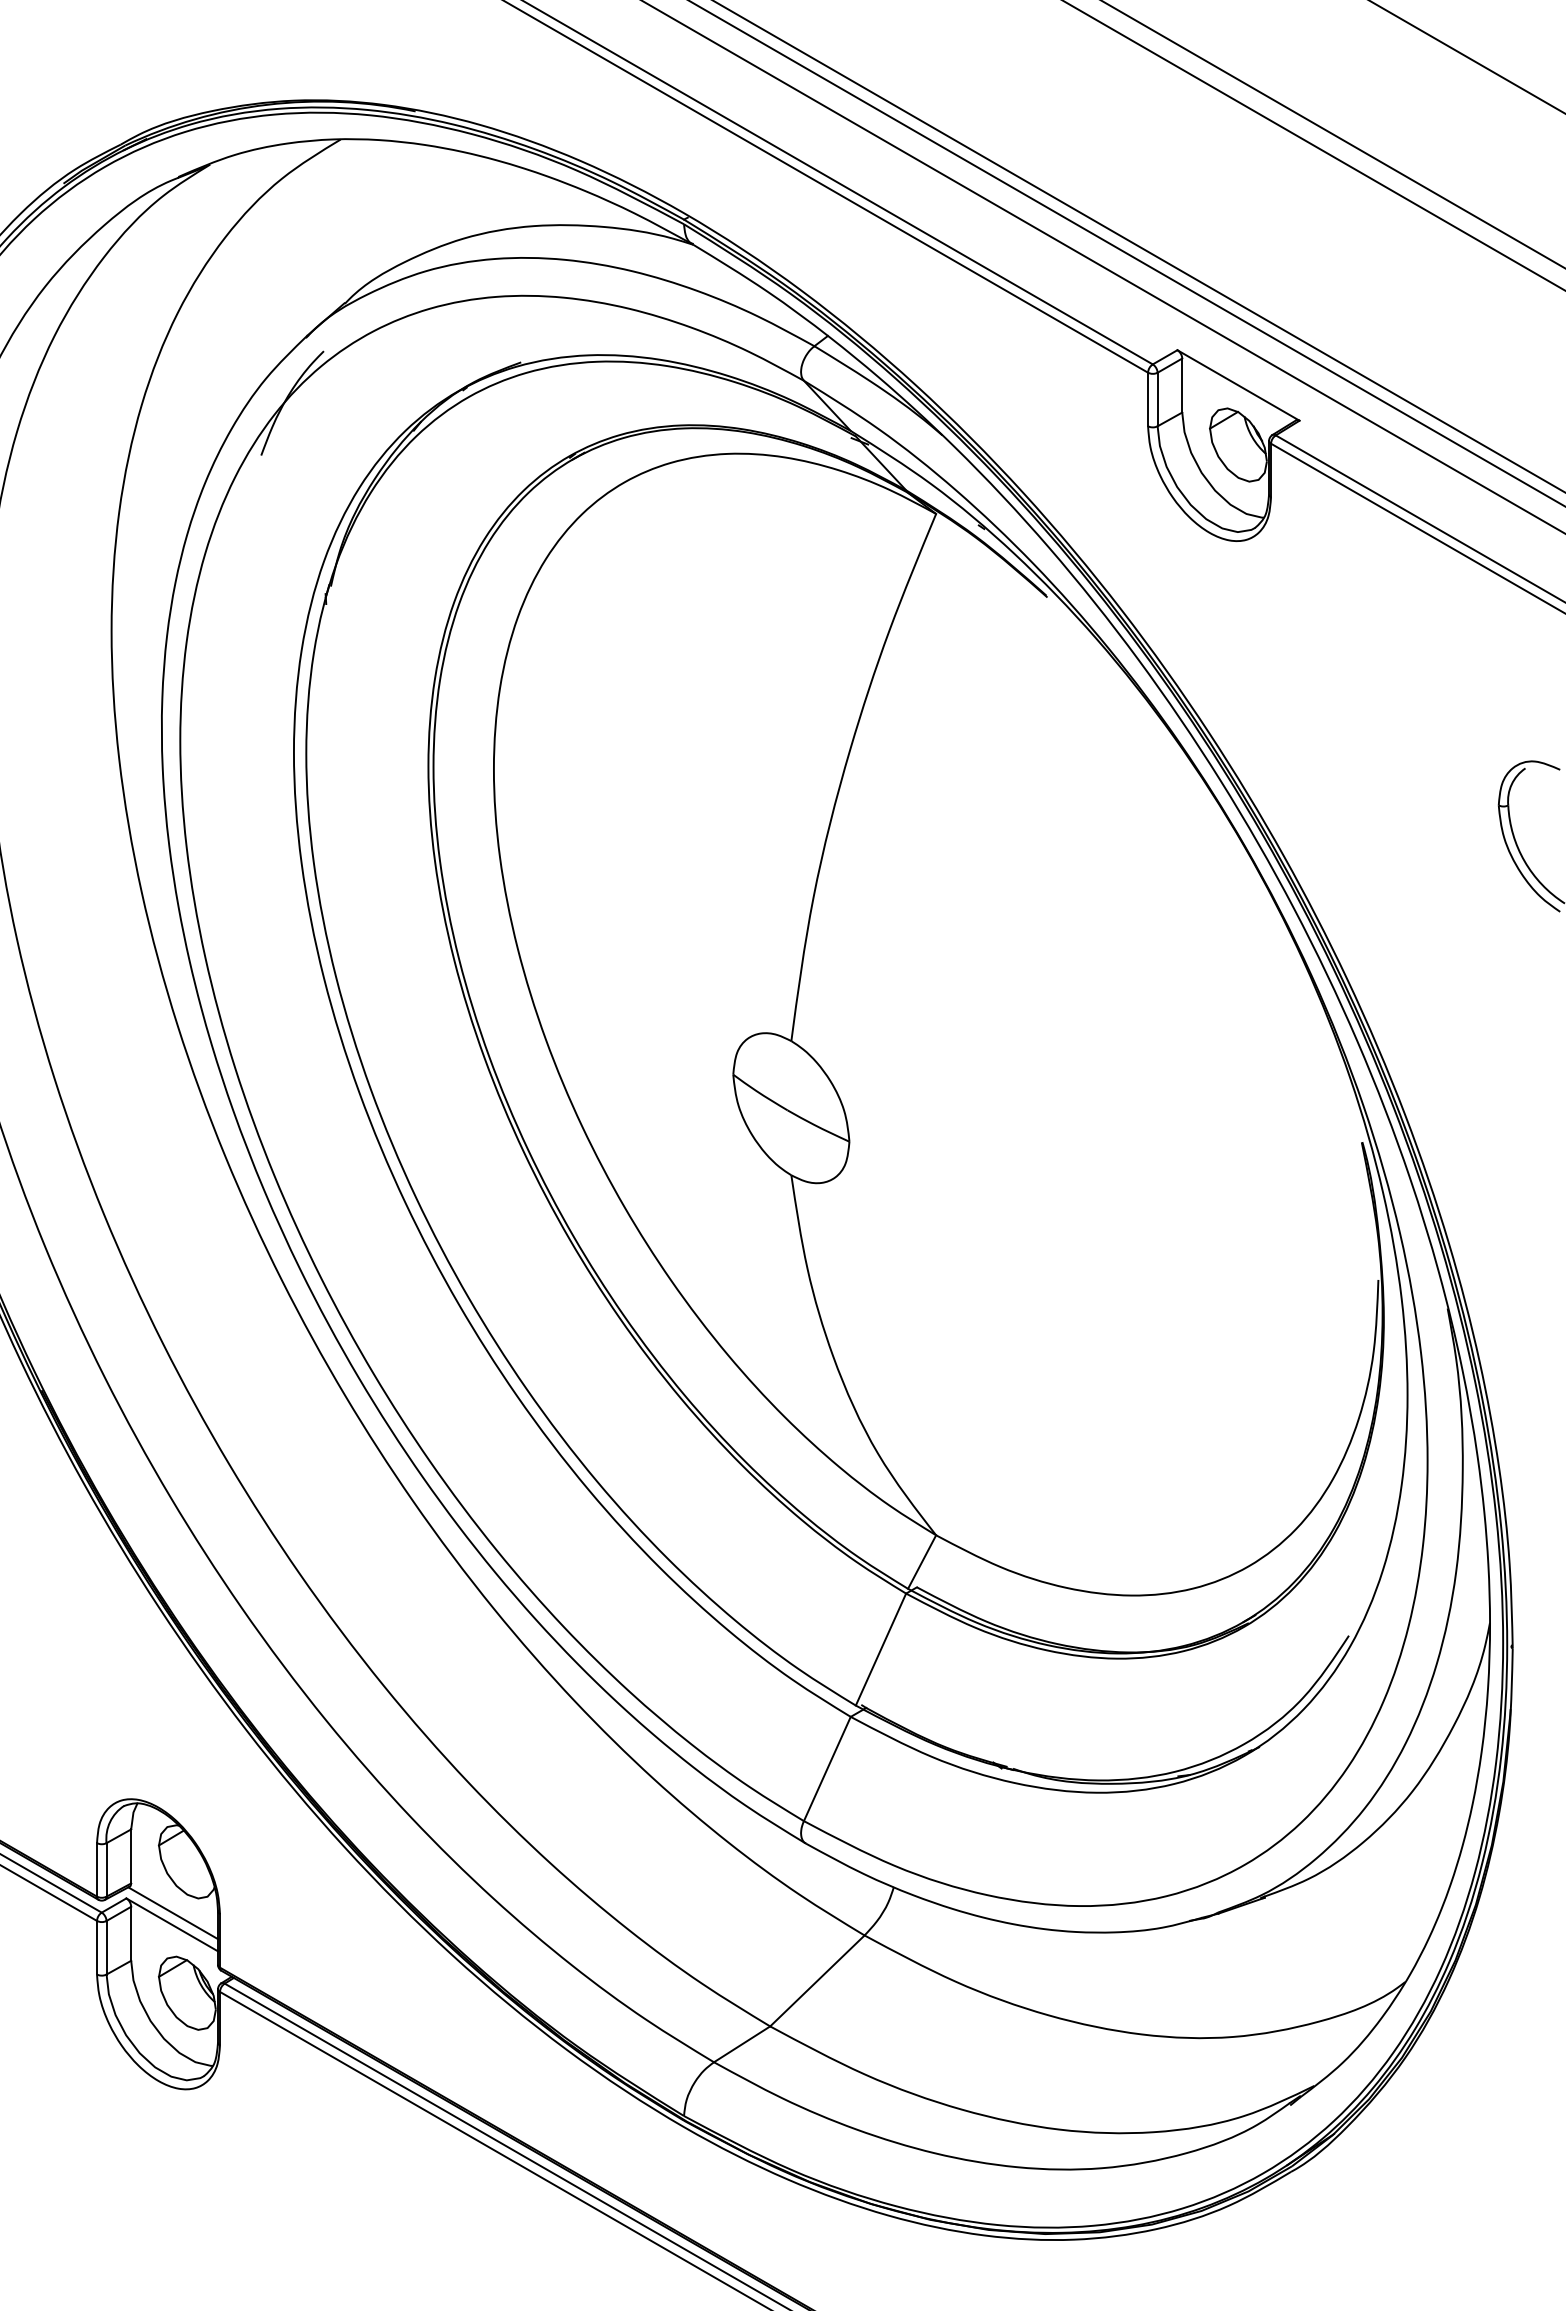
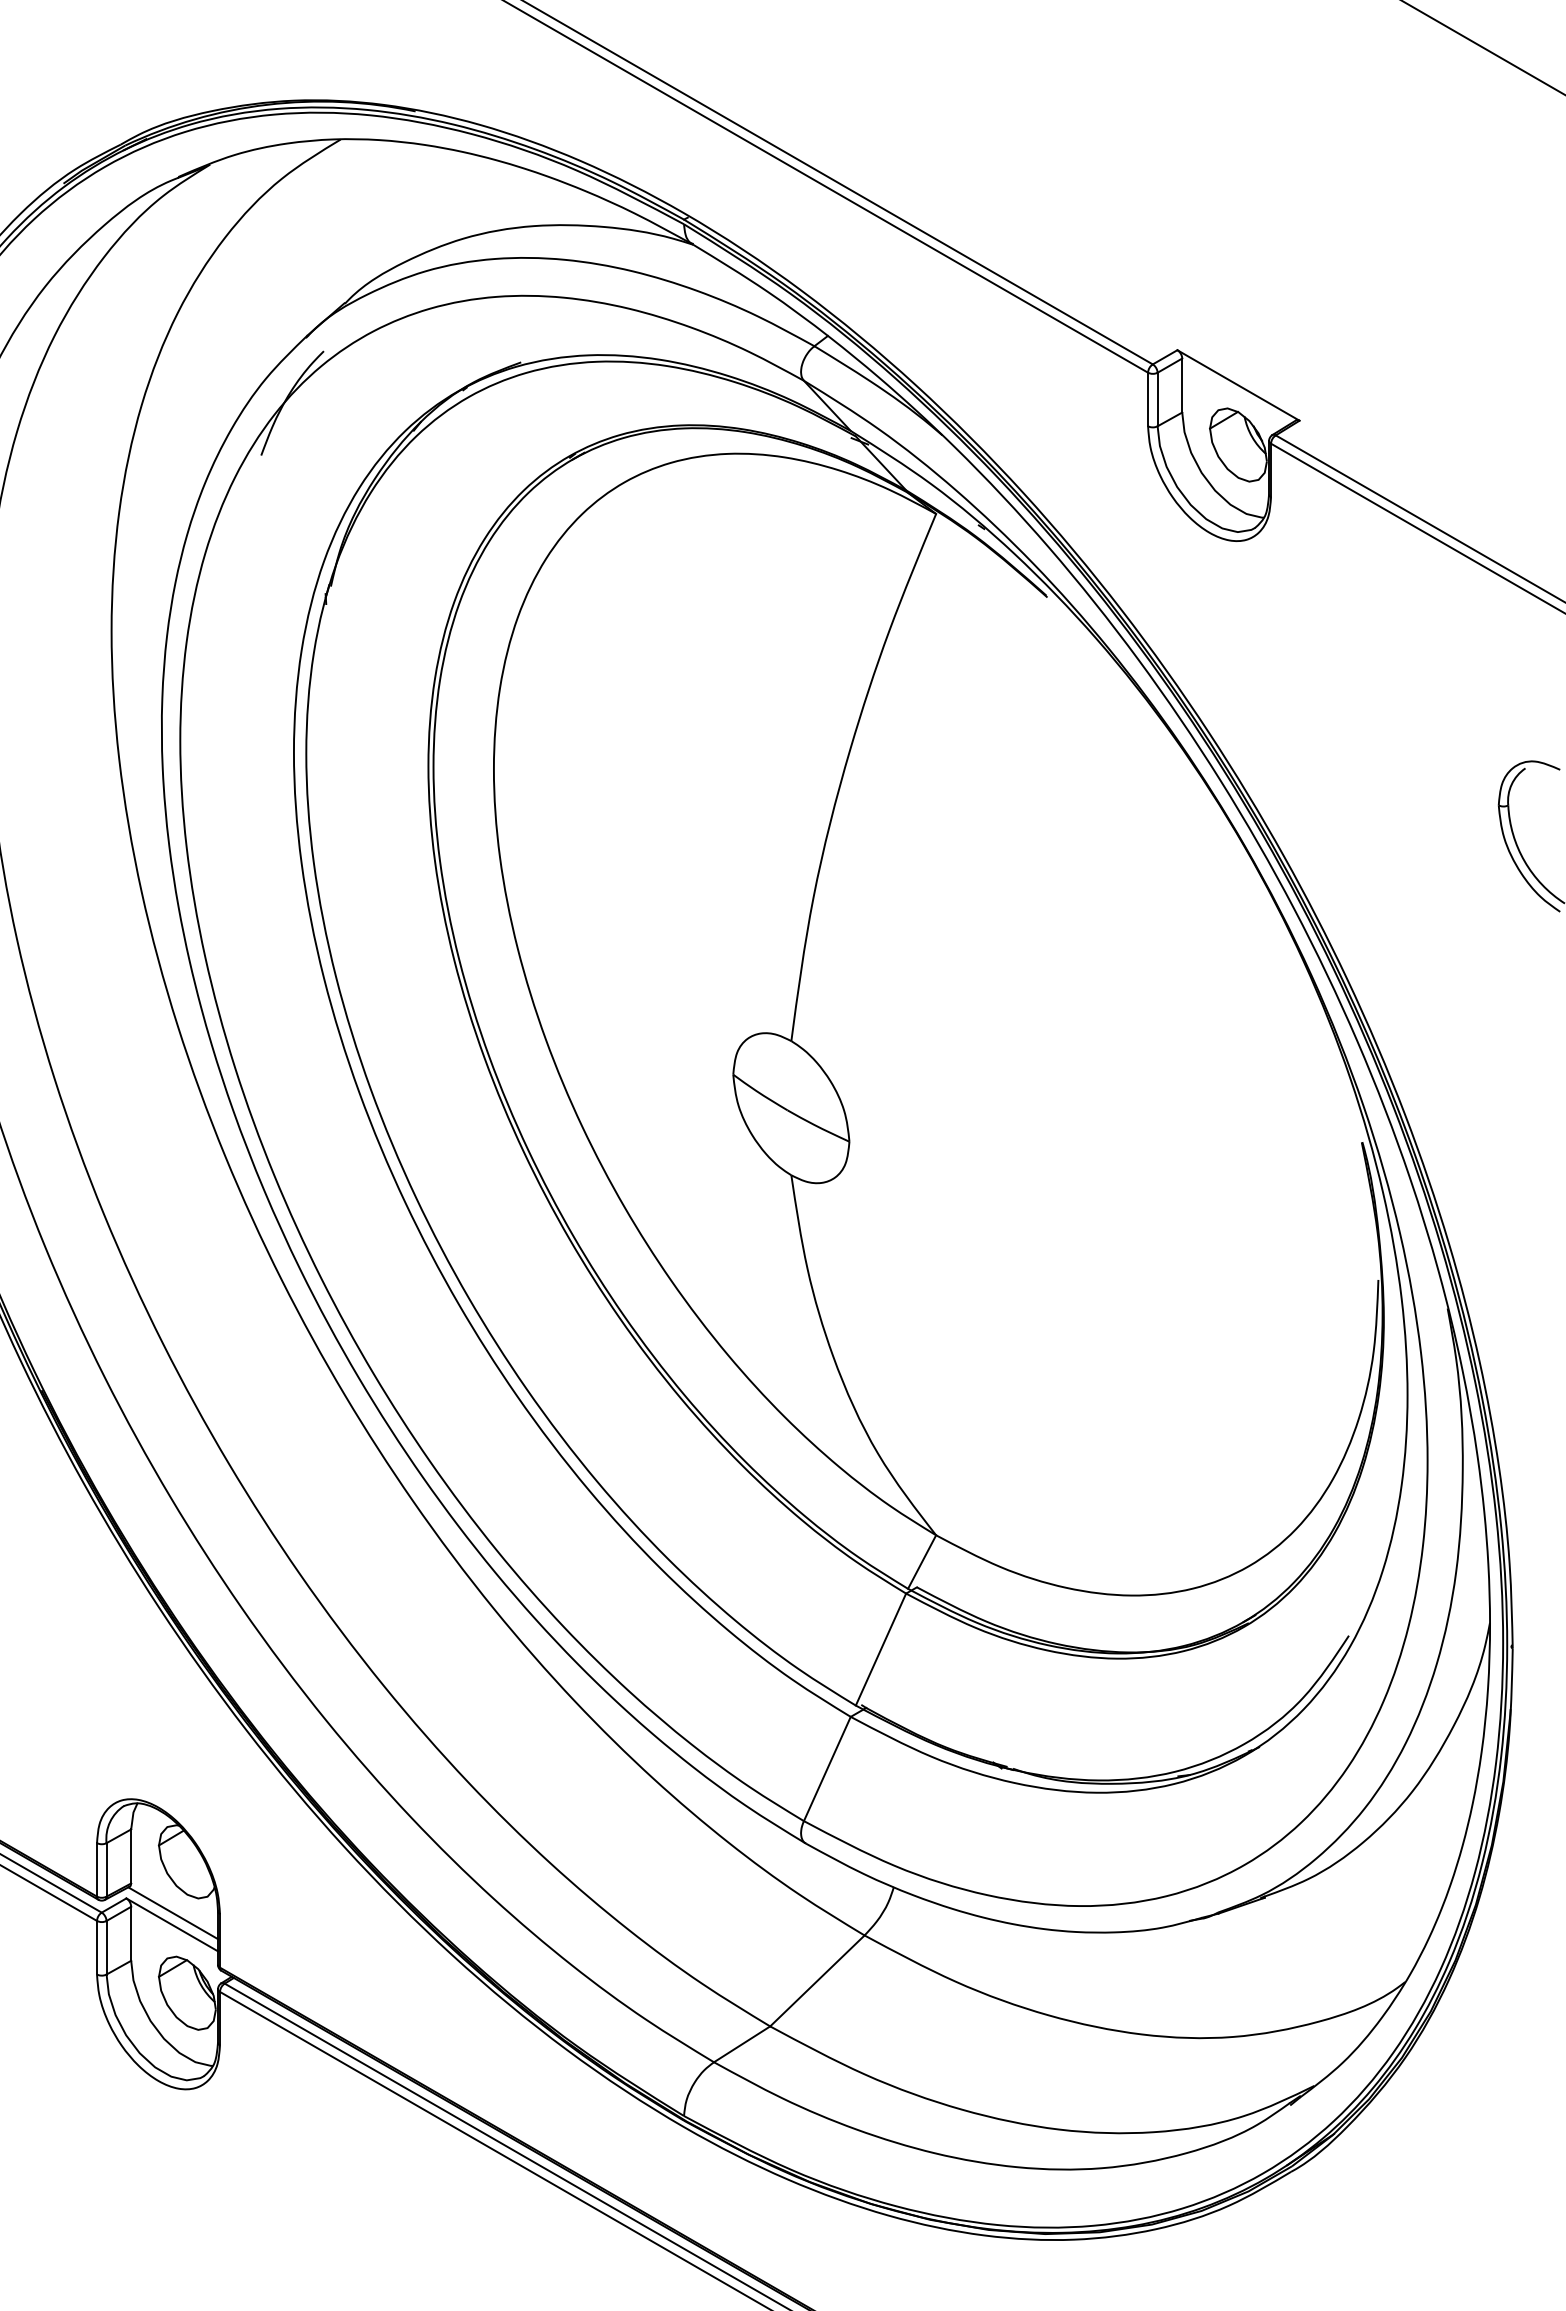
line position: (1467, 56) -> (1483, 47) (1483, 47)
line: present -> none (1333, 134)
line: present -> none (1313, 145)
line: present -> none (1138, 246)
line: present -> none (1127, 253)
line: present -> none (1103, 267)
